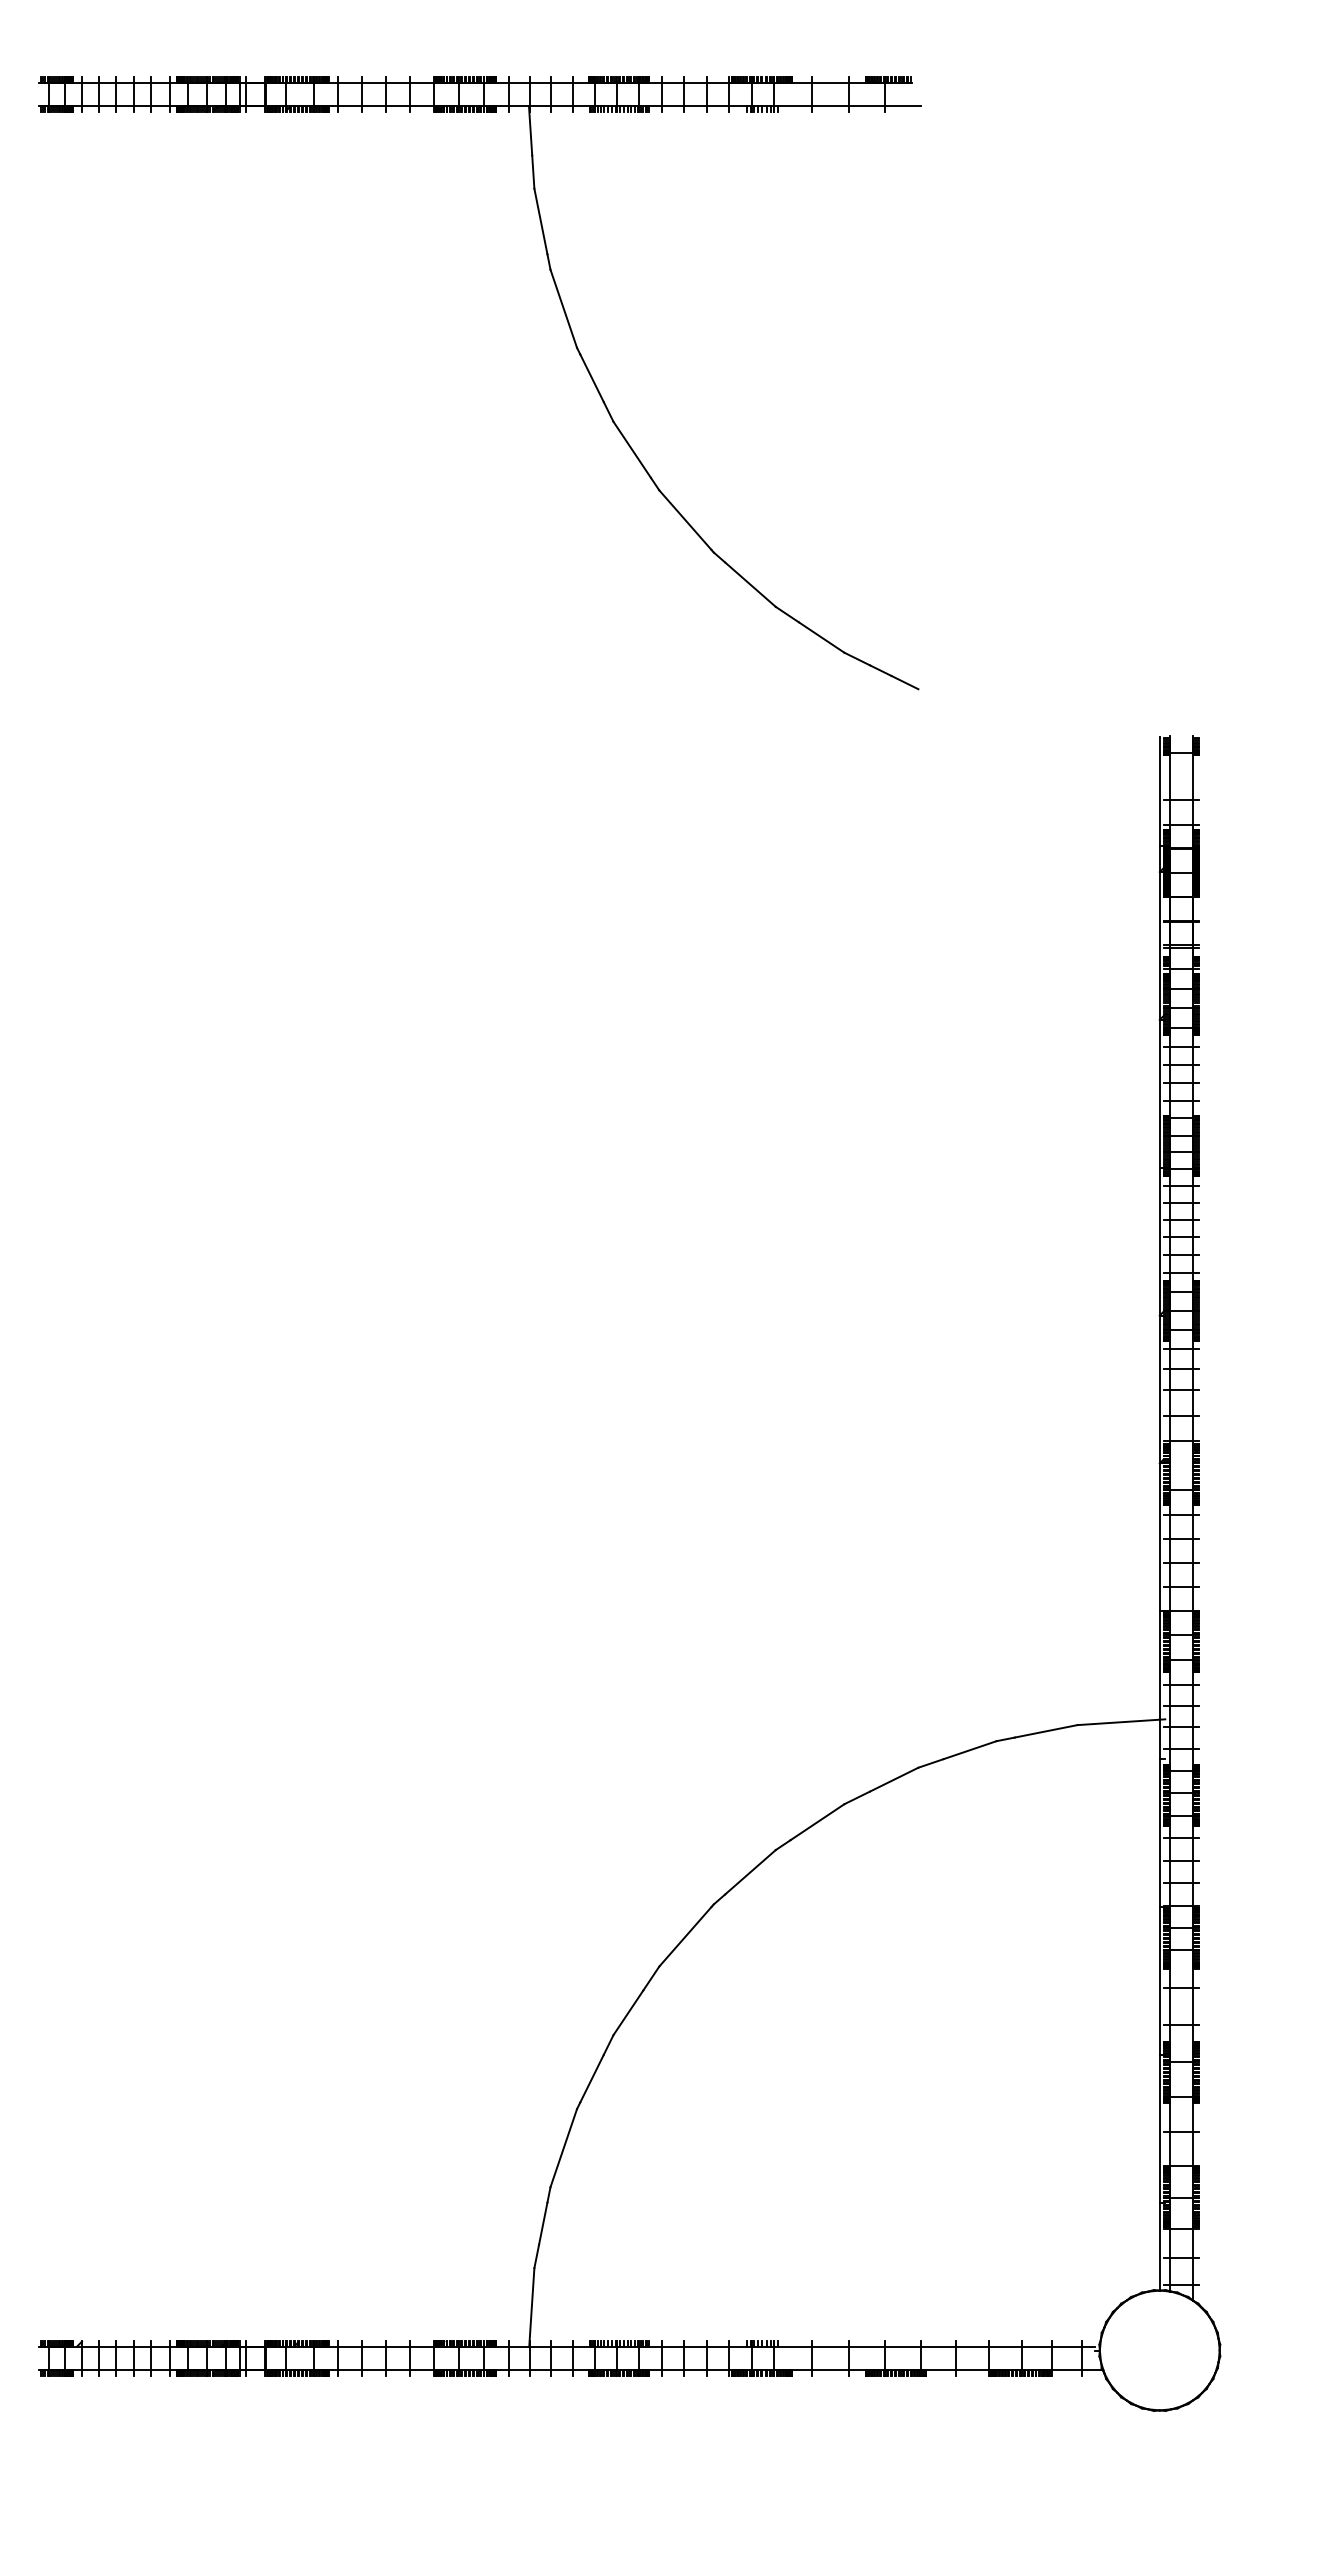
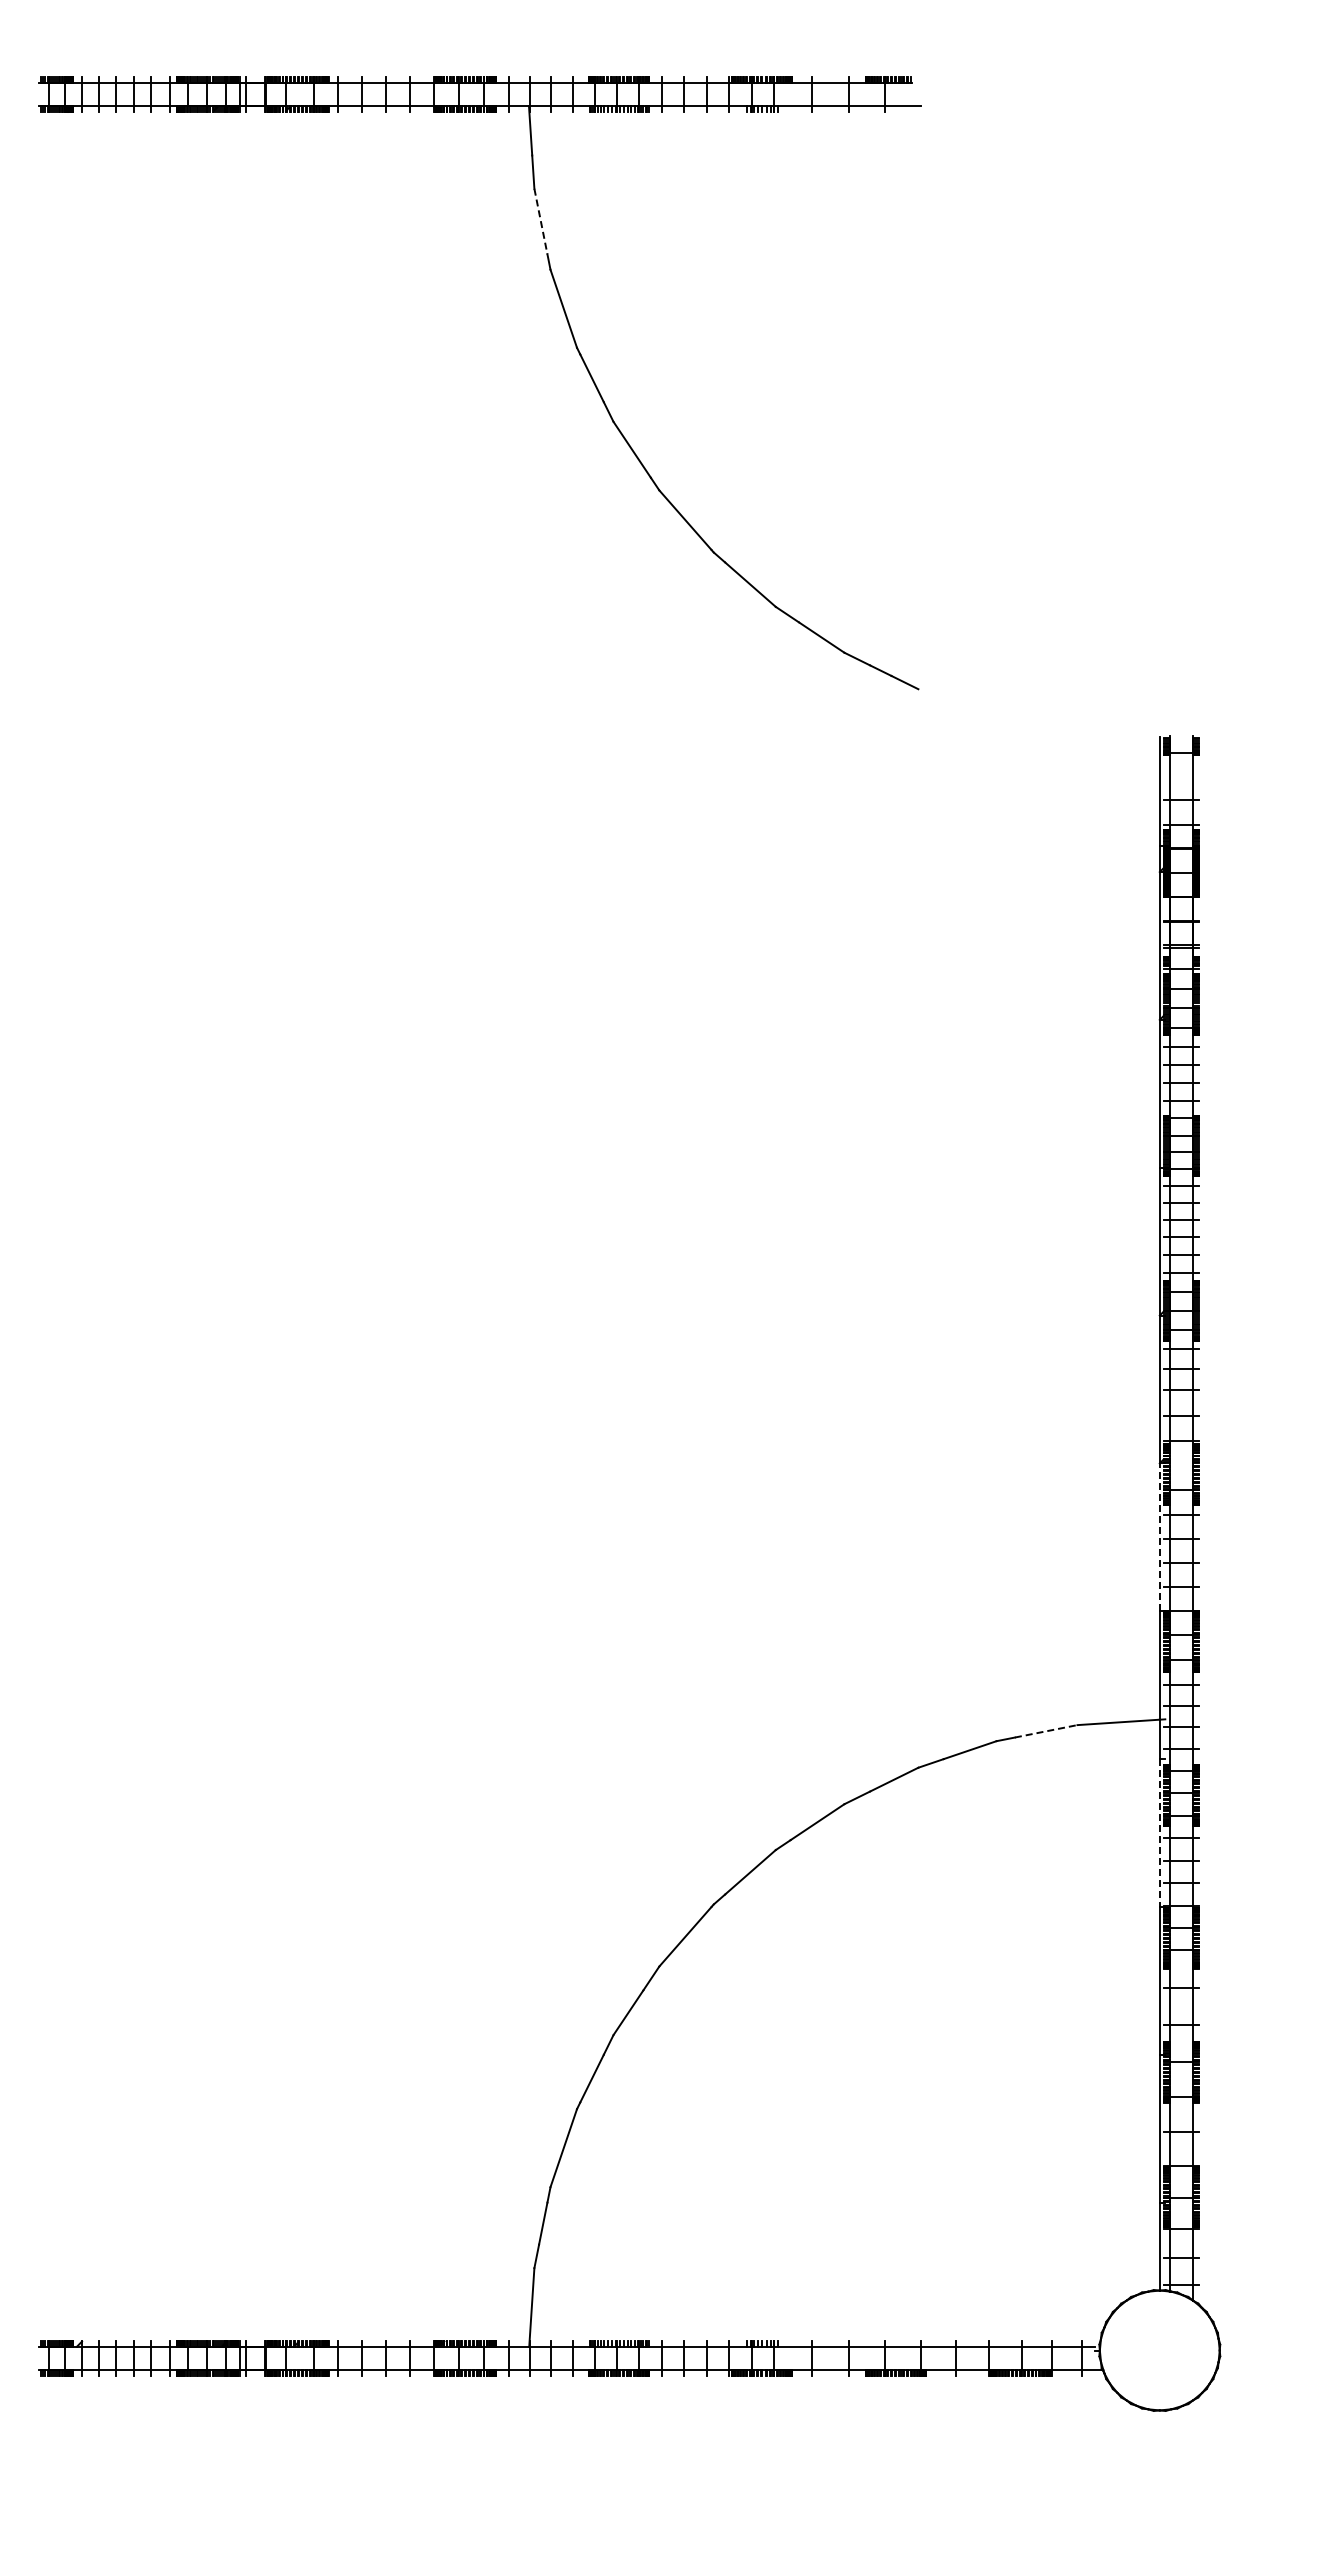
line: solid -> dashed (541, 222)
line: solid -> dashed (1159, 1537)
line: solid -> dashed (1046, 1731)
line: solid -> dashed (1159, 1833)
